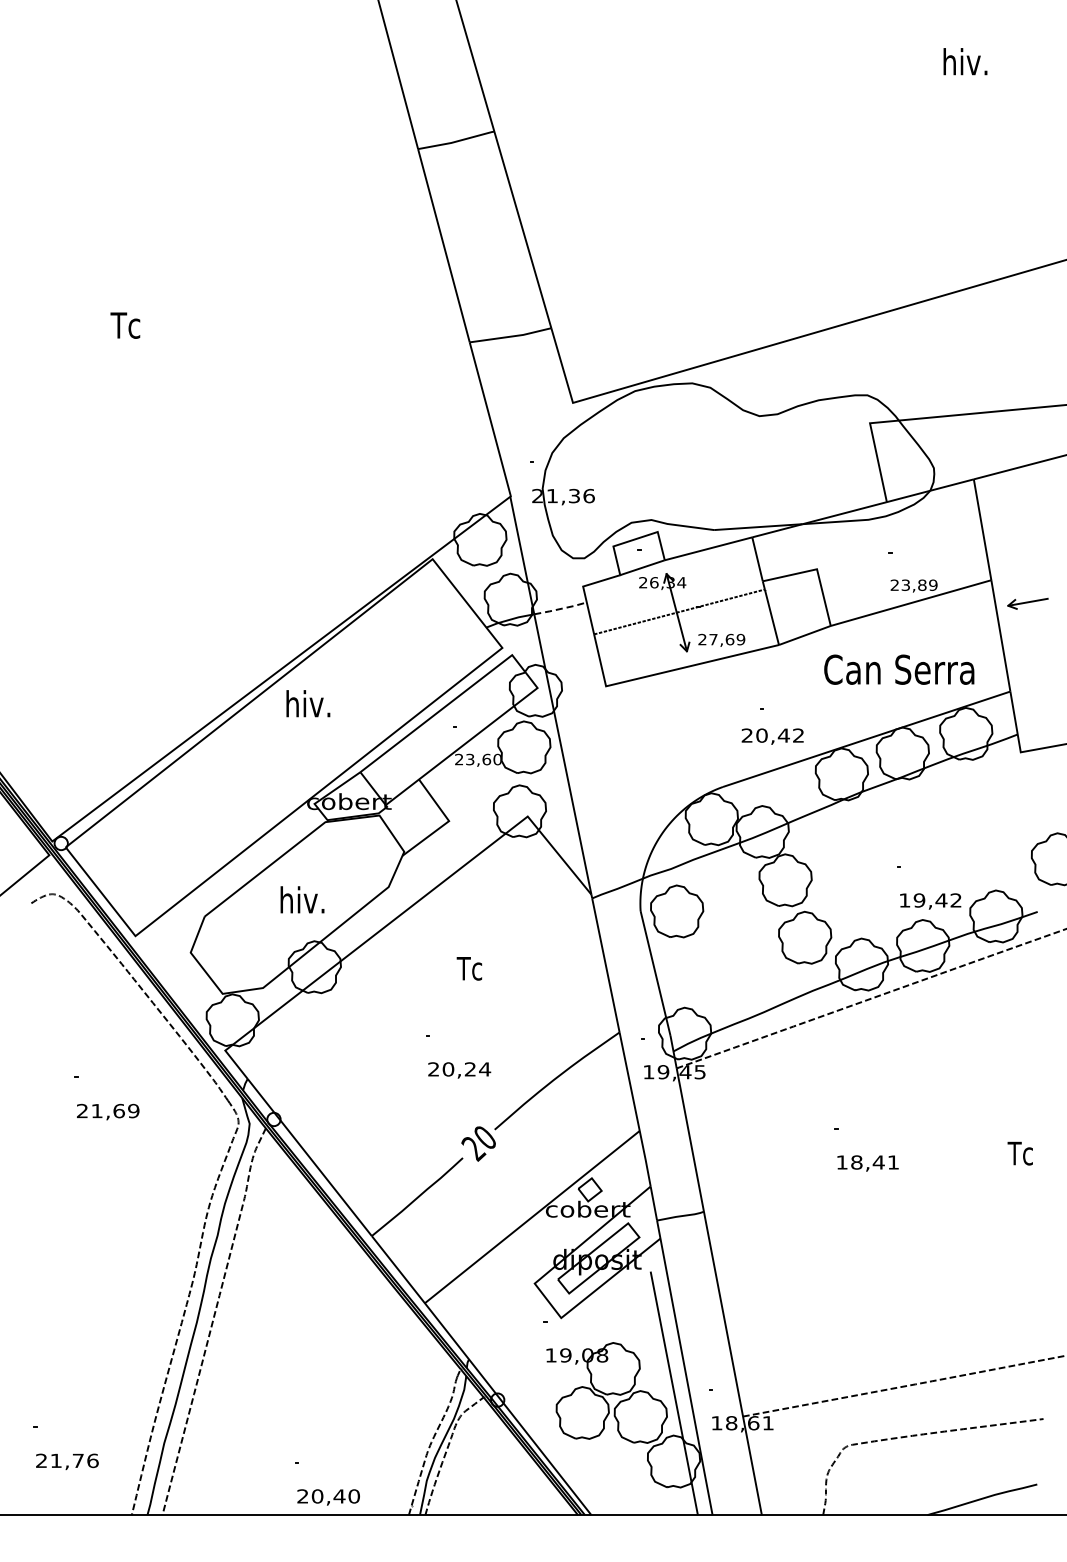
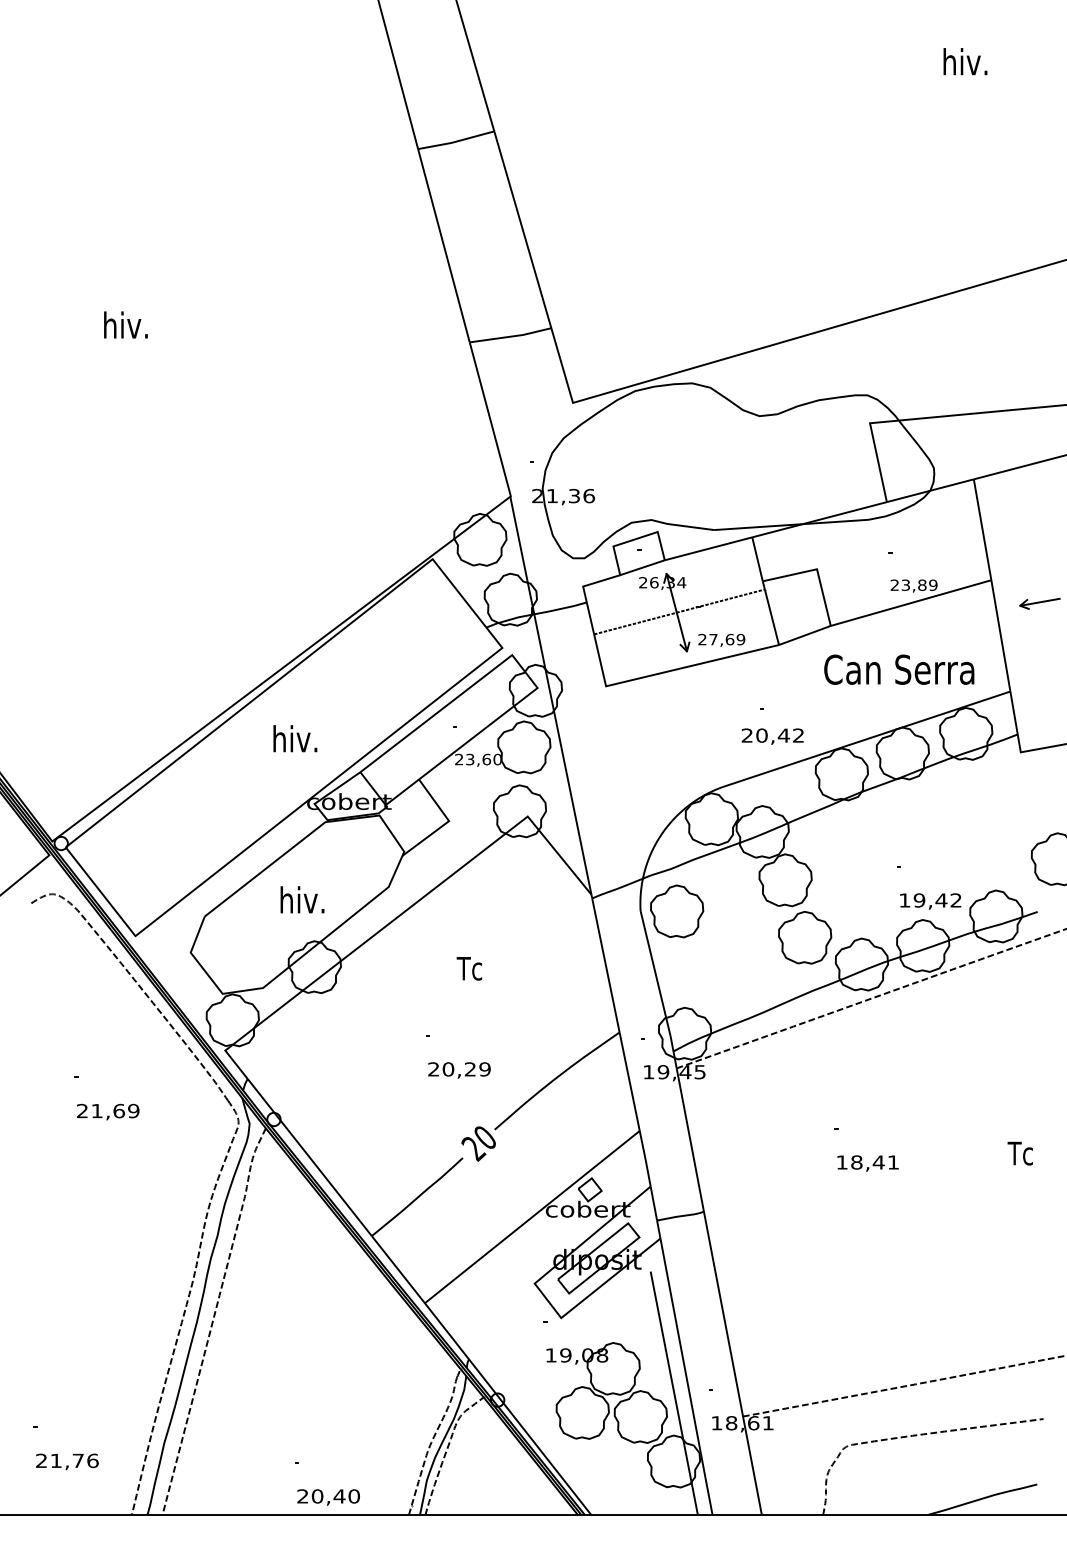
text: Tc -> hiv. (125, 324)
part position: (1027, 603) -> (1039, 603) (1039, 603)
line: dashed -> solid (561, 608)
text position: (308, 703) -> (295, 738) (295, 738)
text: 20,24 -> 20,29 (485, 1069)
